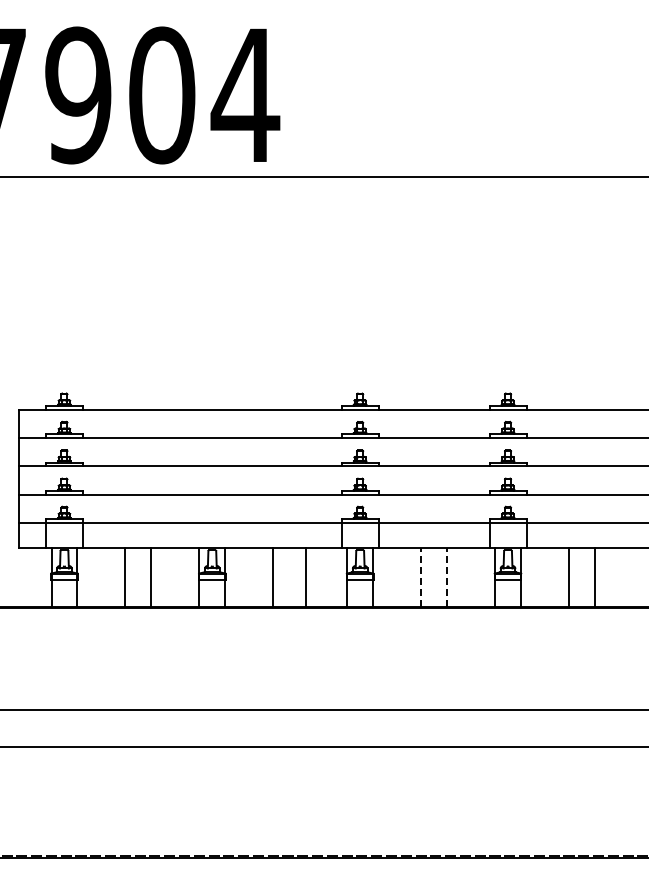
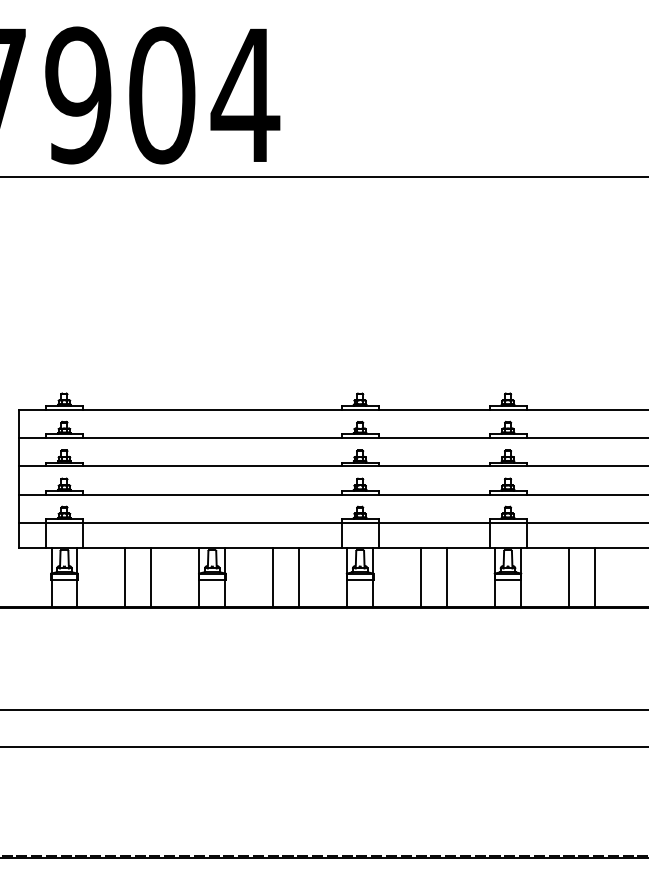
line position: (306, 577) -> (299, 577) (299, 577)
line: dashed -> solid (421, 577)
line: dashed -> solid (447, 577)
